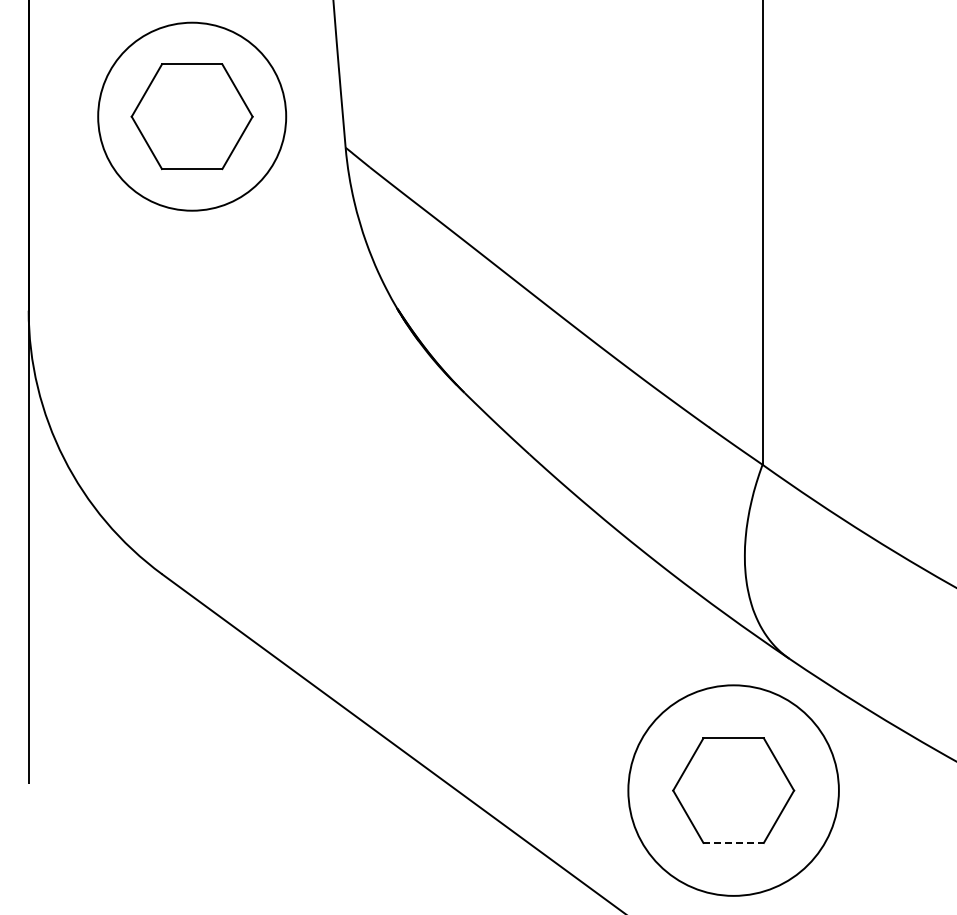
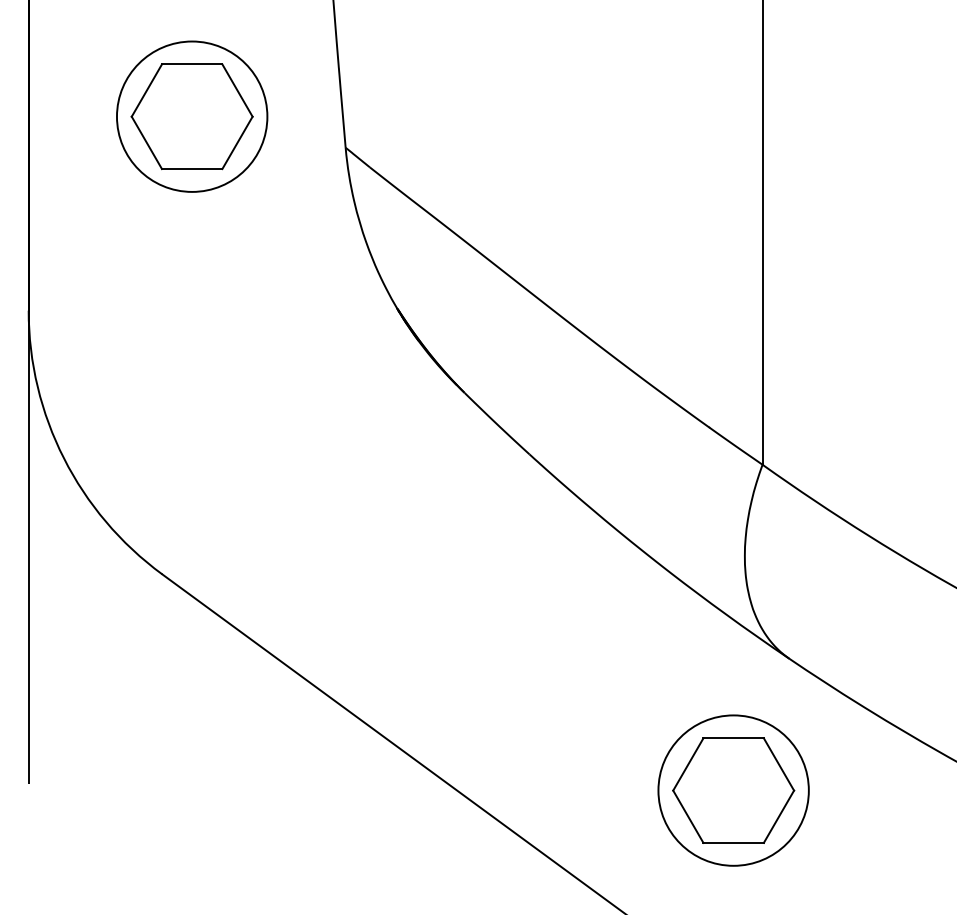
circle diameter: 188 px -> 150 px (191, 116)
circle diameter: 211 px -> 150 px (733, 790)
line: dashed -> solid (734, 842)
